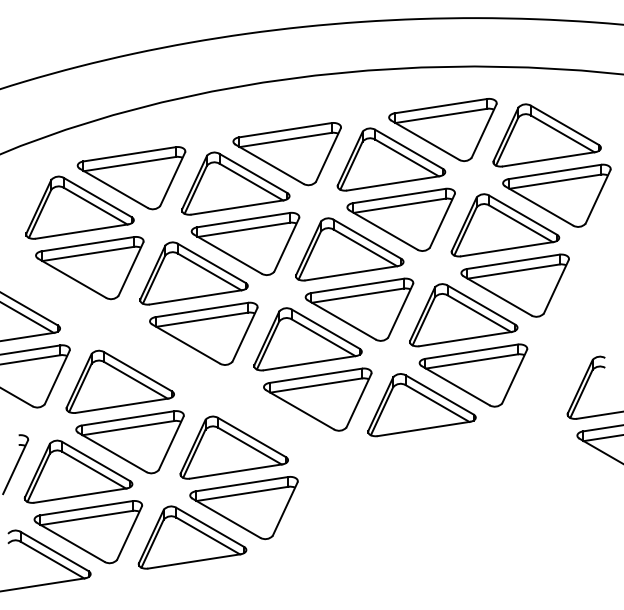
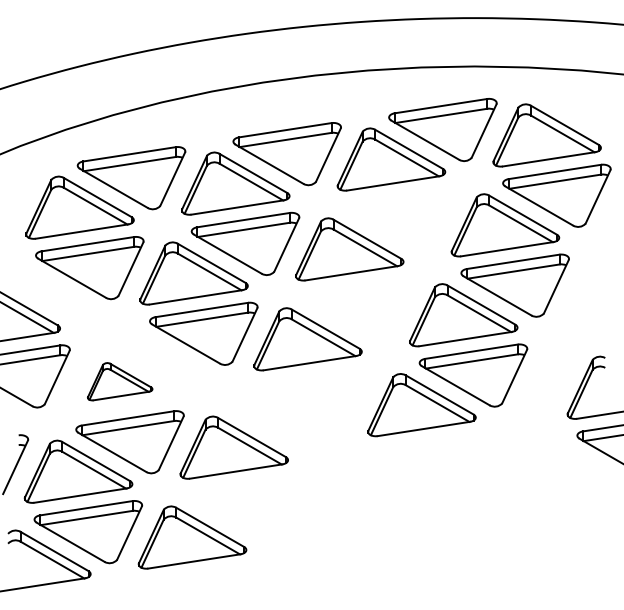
part: present -> none (400, 219)
part: present -> none (359, 309)
part size: 110x65 px -> 67x40 px (120, 381)
part: present -> none (317, 399)
part: present -> none (243, 508)
